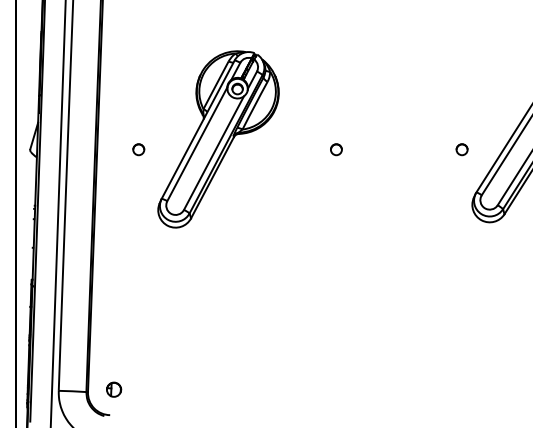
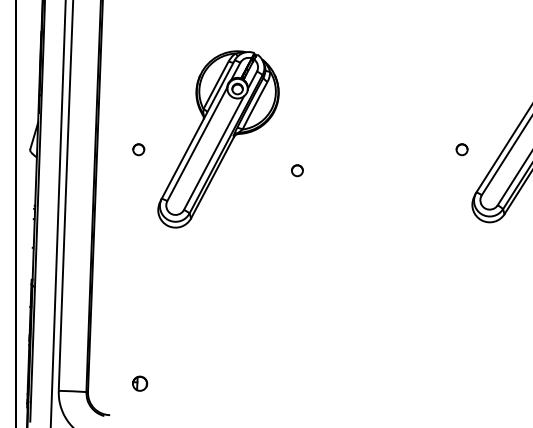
circle position: (336, 149) -> (297, 170) (297, 170)
part position: (114, 389) -> (140, 383) (140, 383)
